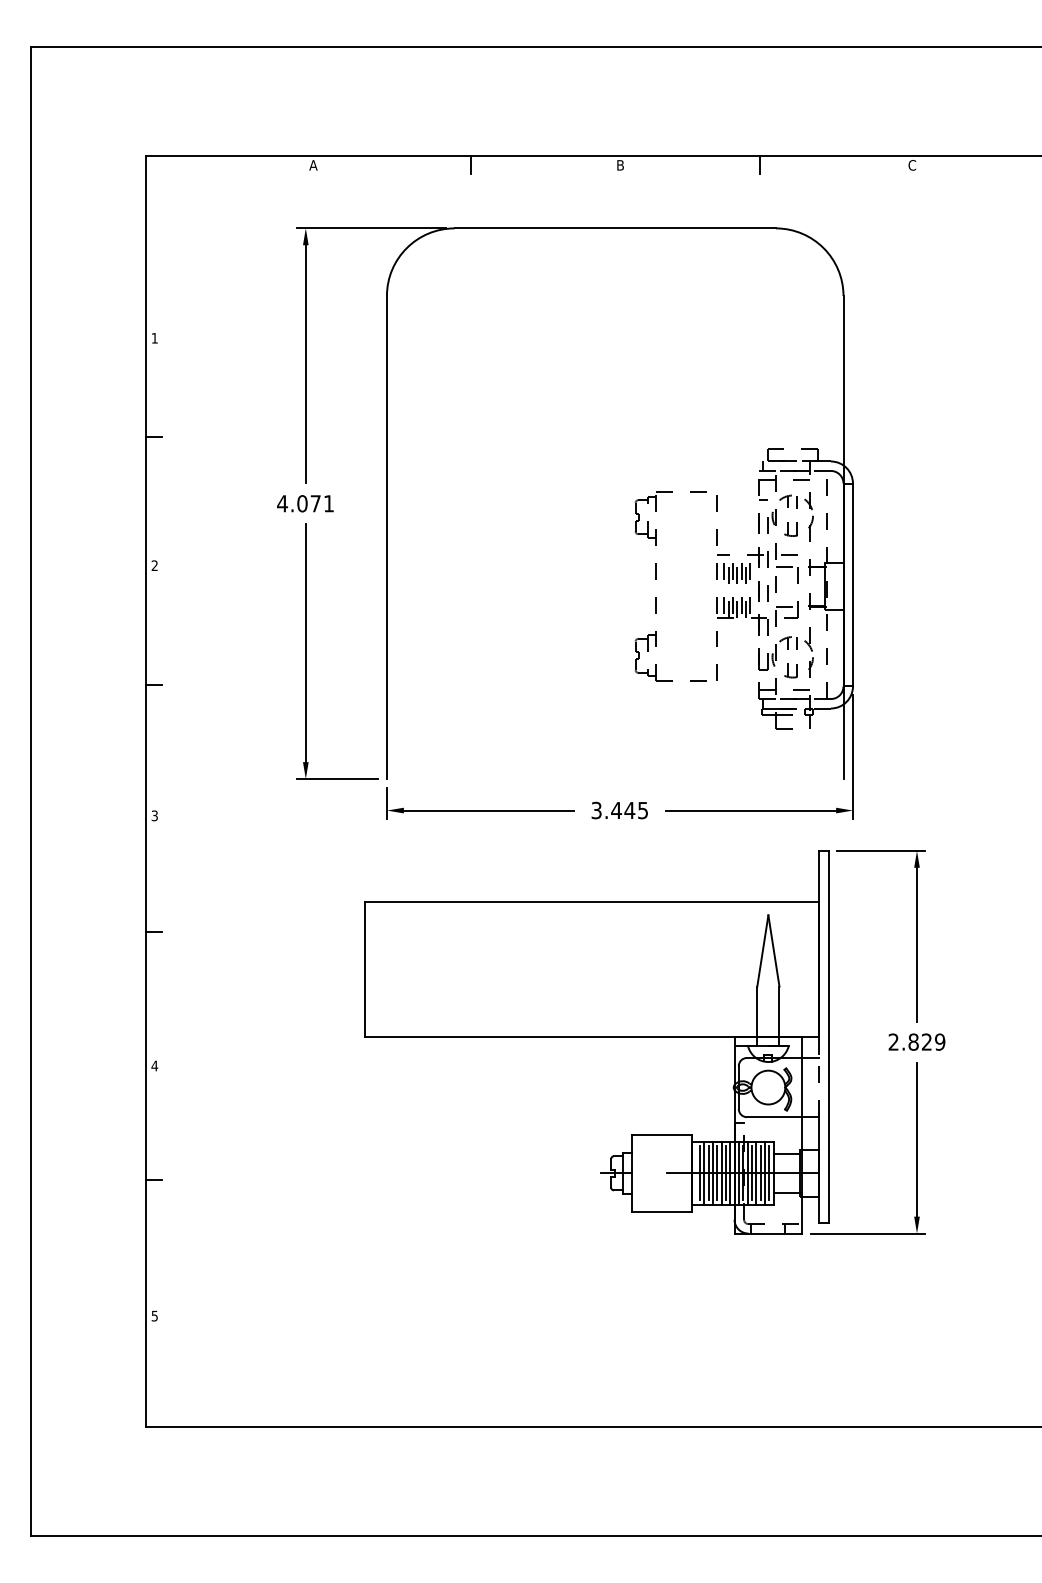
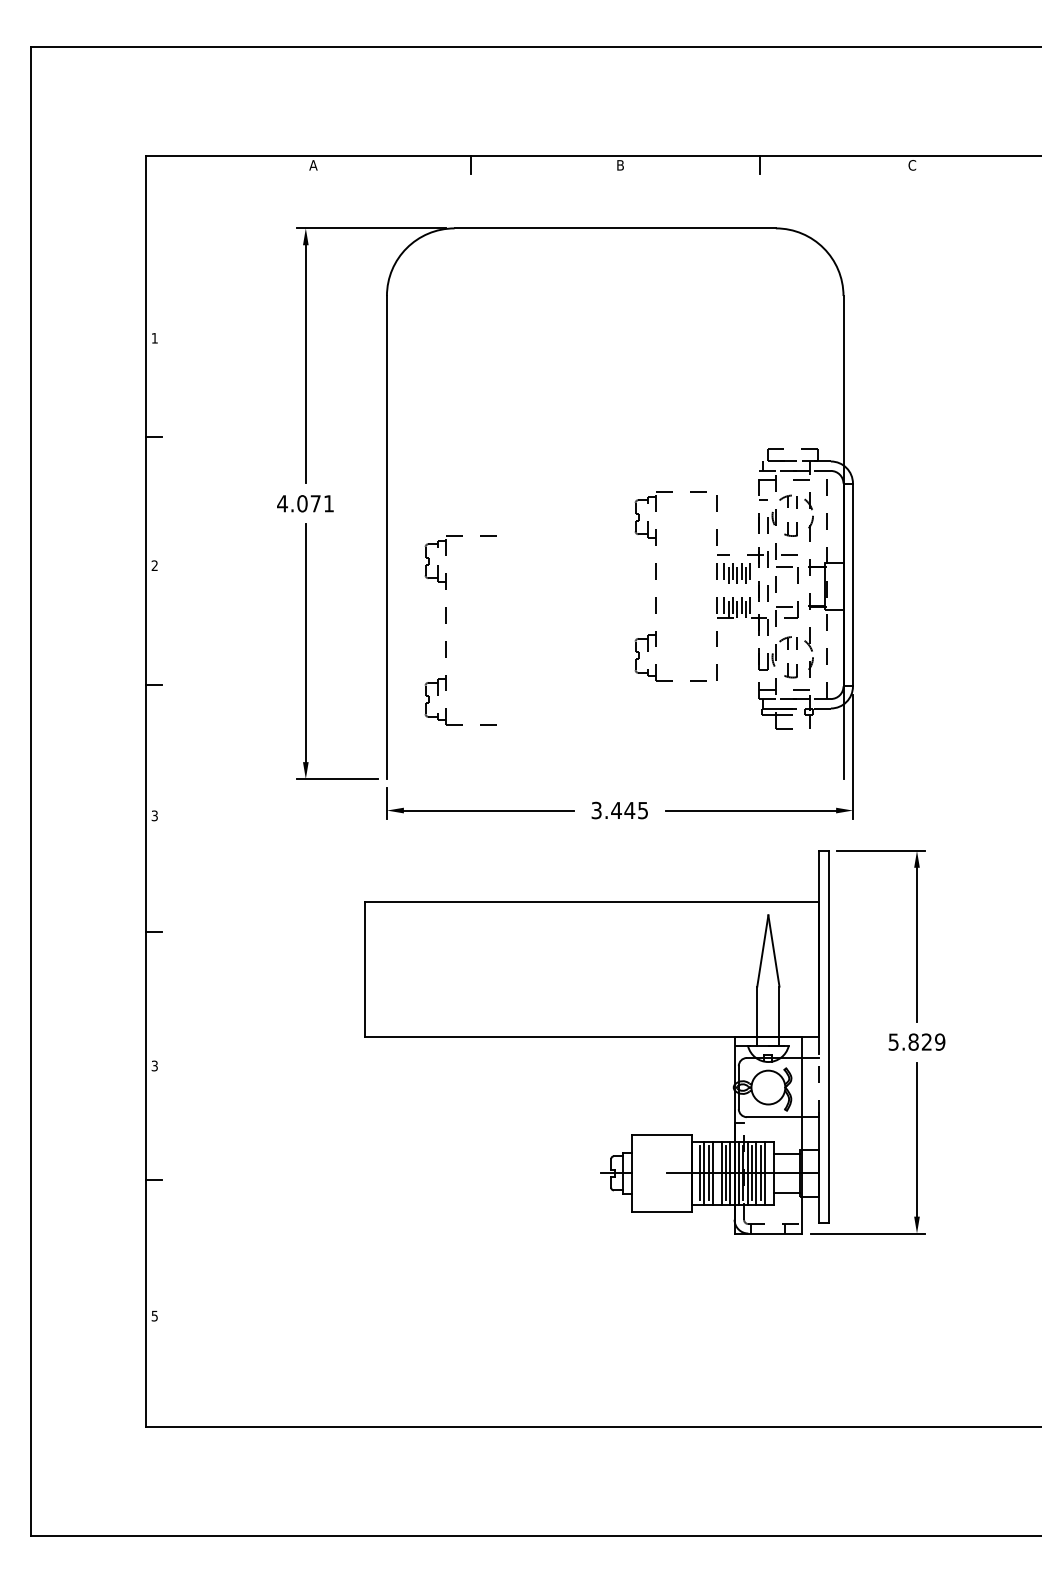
part: none -> present (446, 623)
text: 2.829 -> 5.829 (893, 1041)
text: 4 -> 3 (154, 1065)
line: present -> none (717, 1173)
line: present -> none (769, 1173)
